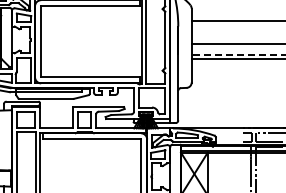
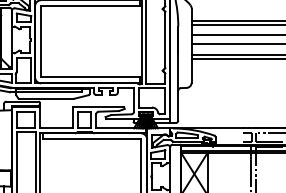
line: none -> present (236, 25)
line: none -> present (236, 35)
line: dashed -> solid (238, 54)
